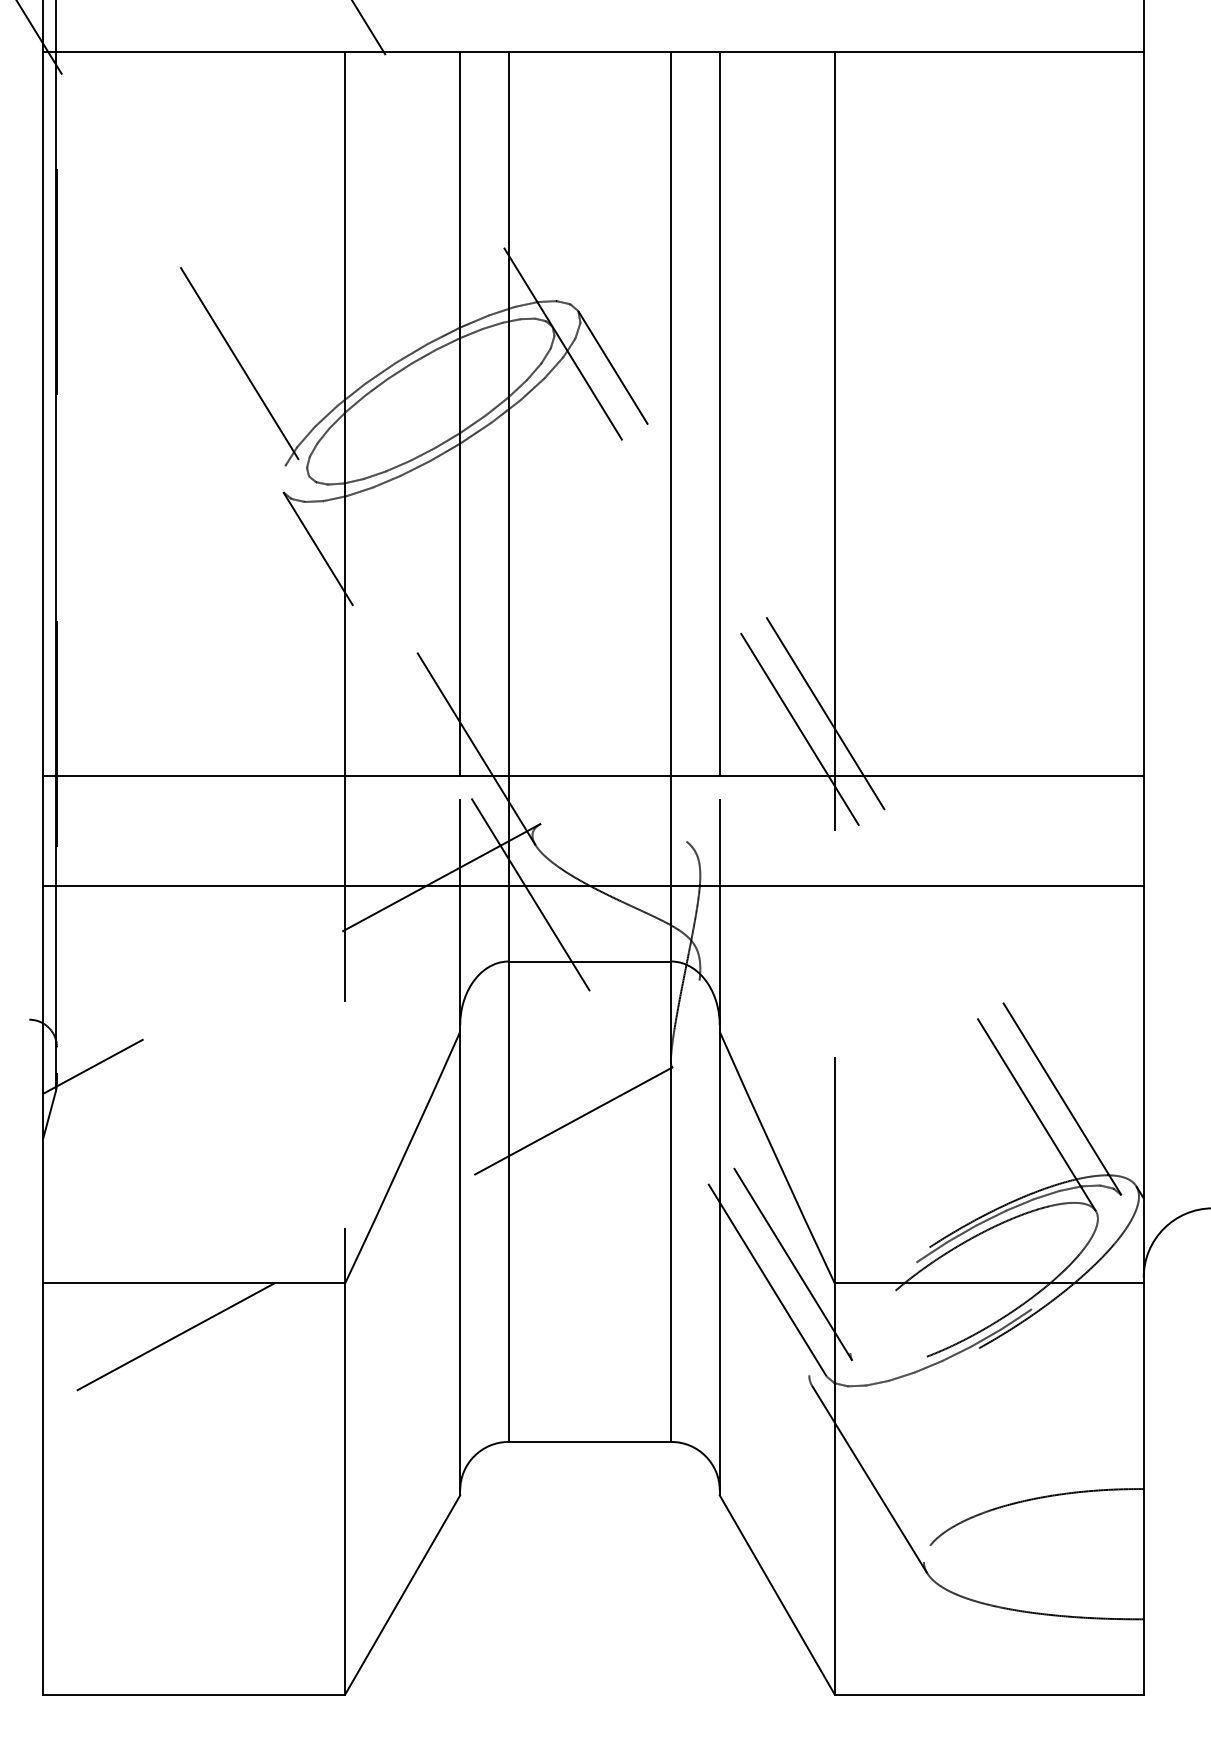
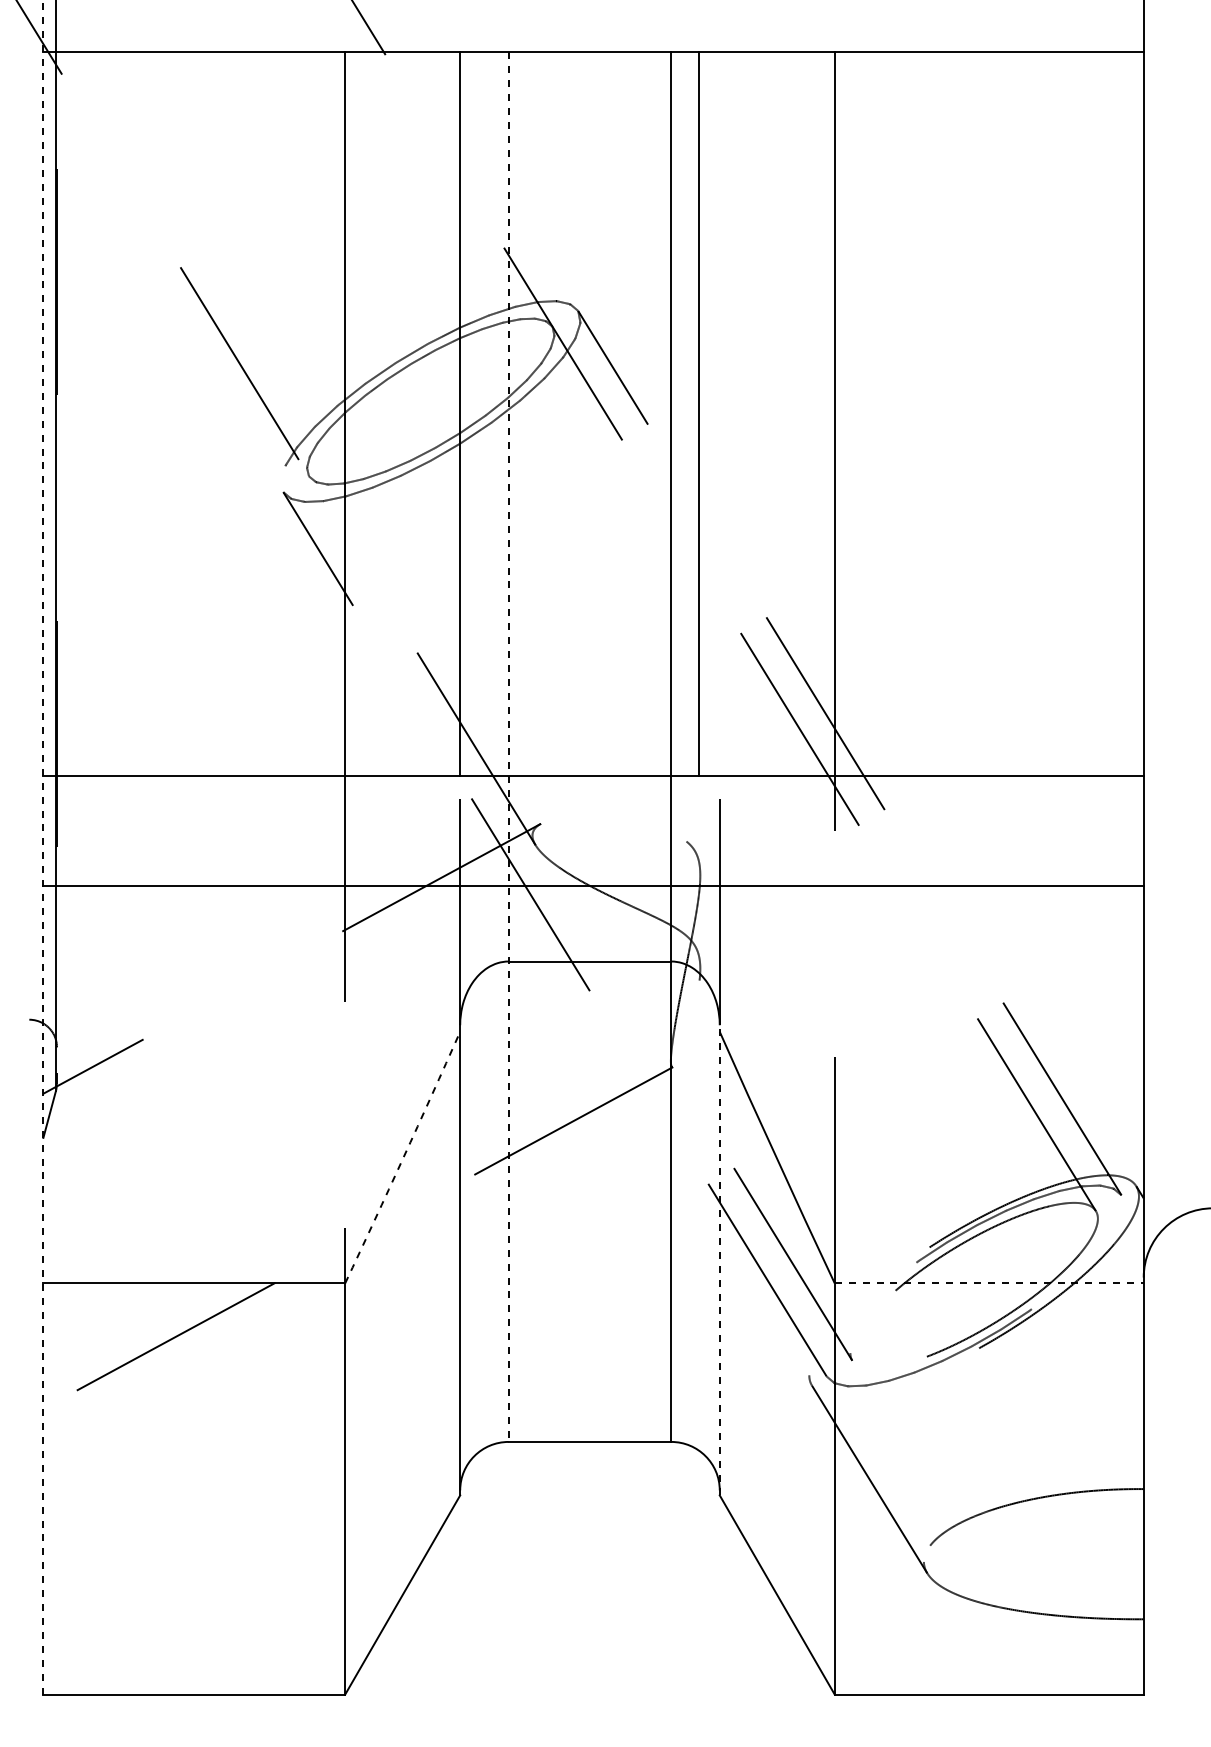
line position: (719, 413) -> (698, 413) (698, 413)
line: solid -> dashed (508, 747)
line: solid -> dashed (43, 847)
arc: solid -> dashed (403, 1157)
line: solid -> dashed (719, 1259)
line: solid -> dashed (989, 1283)
